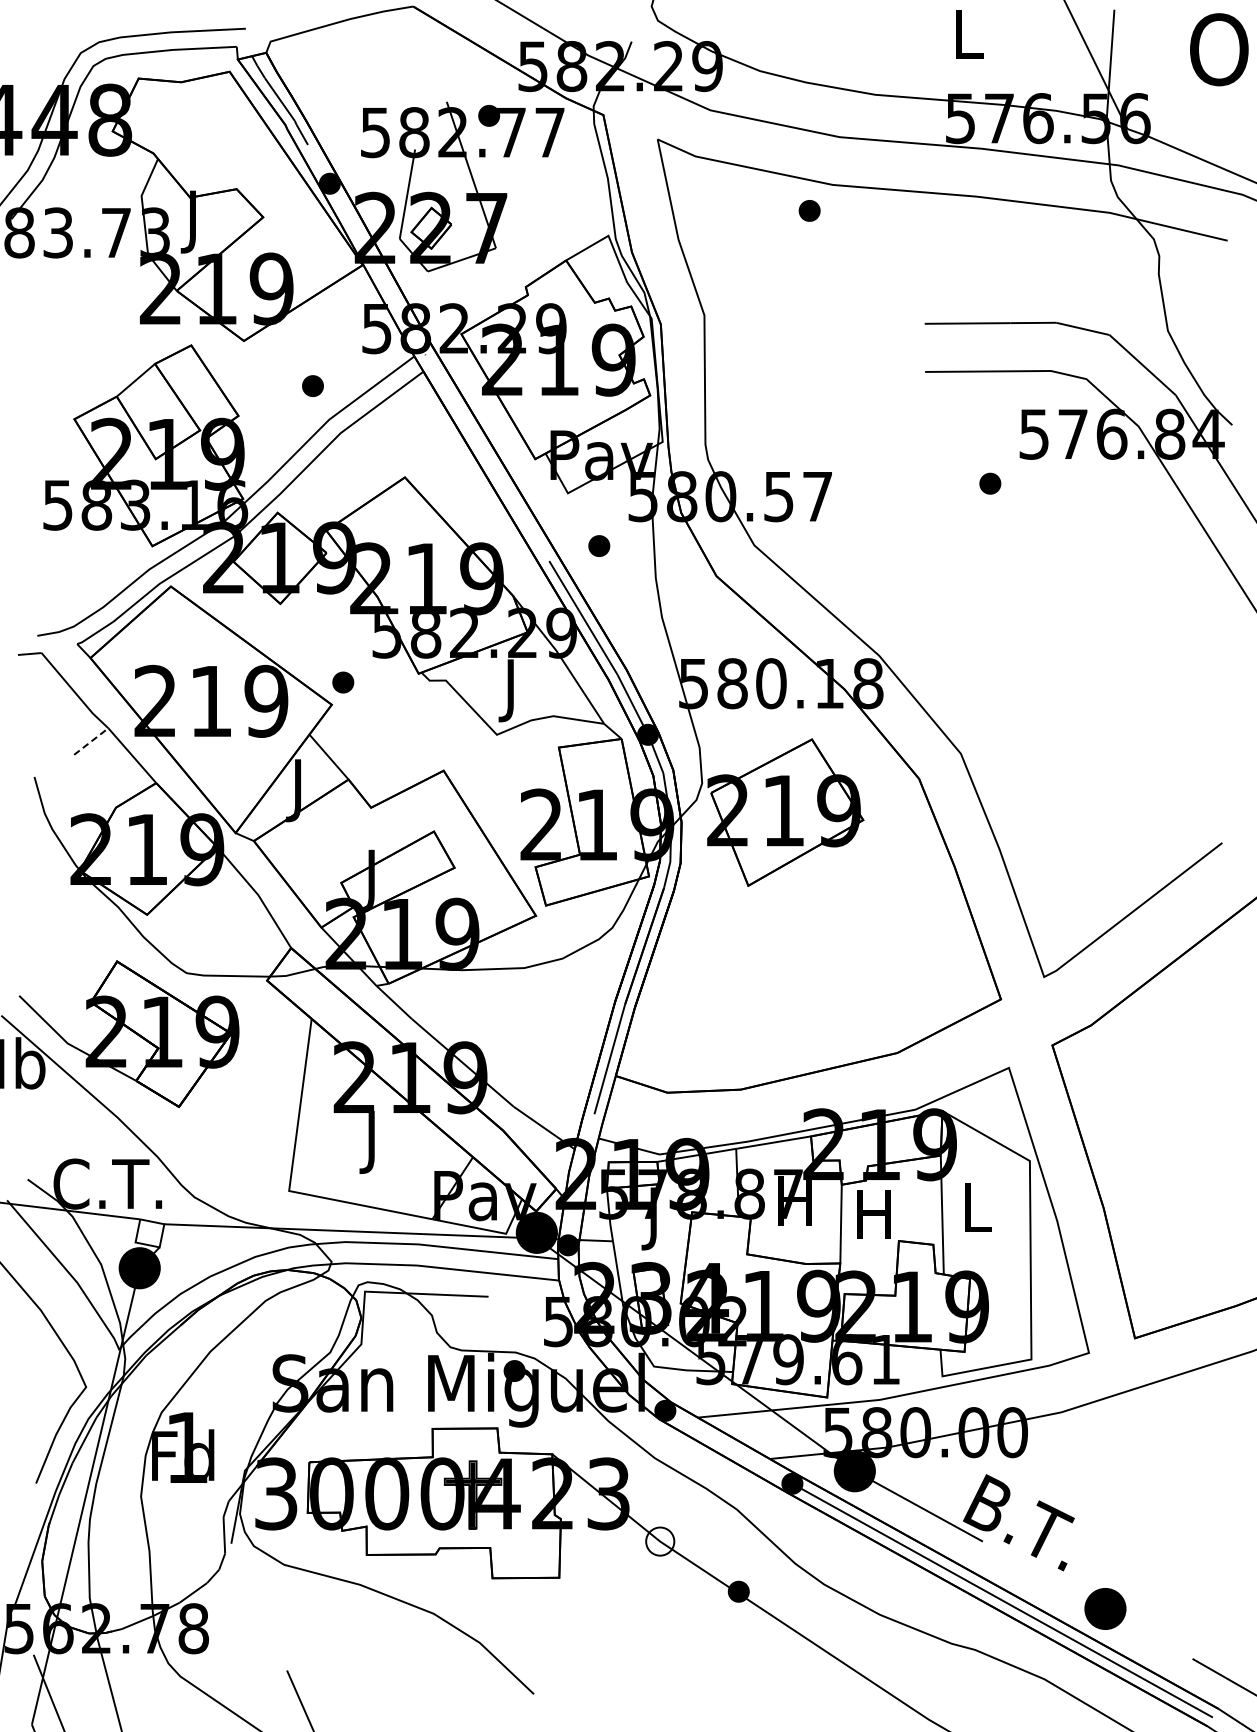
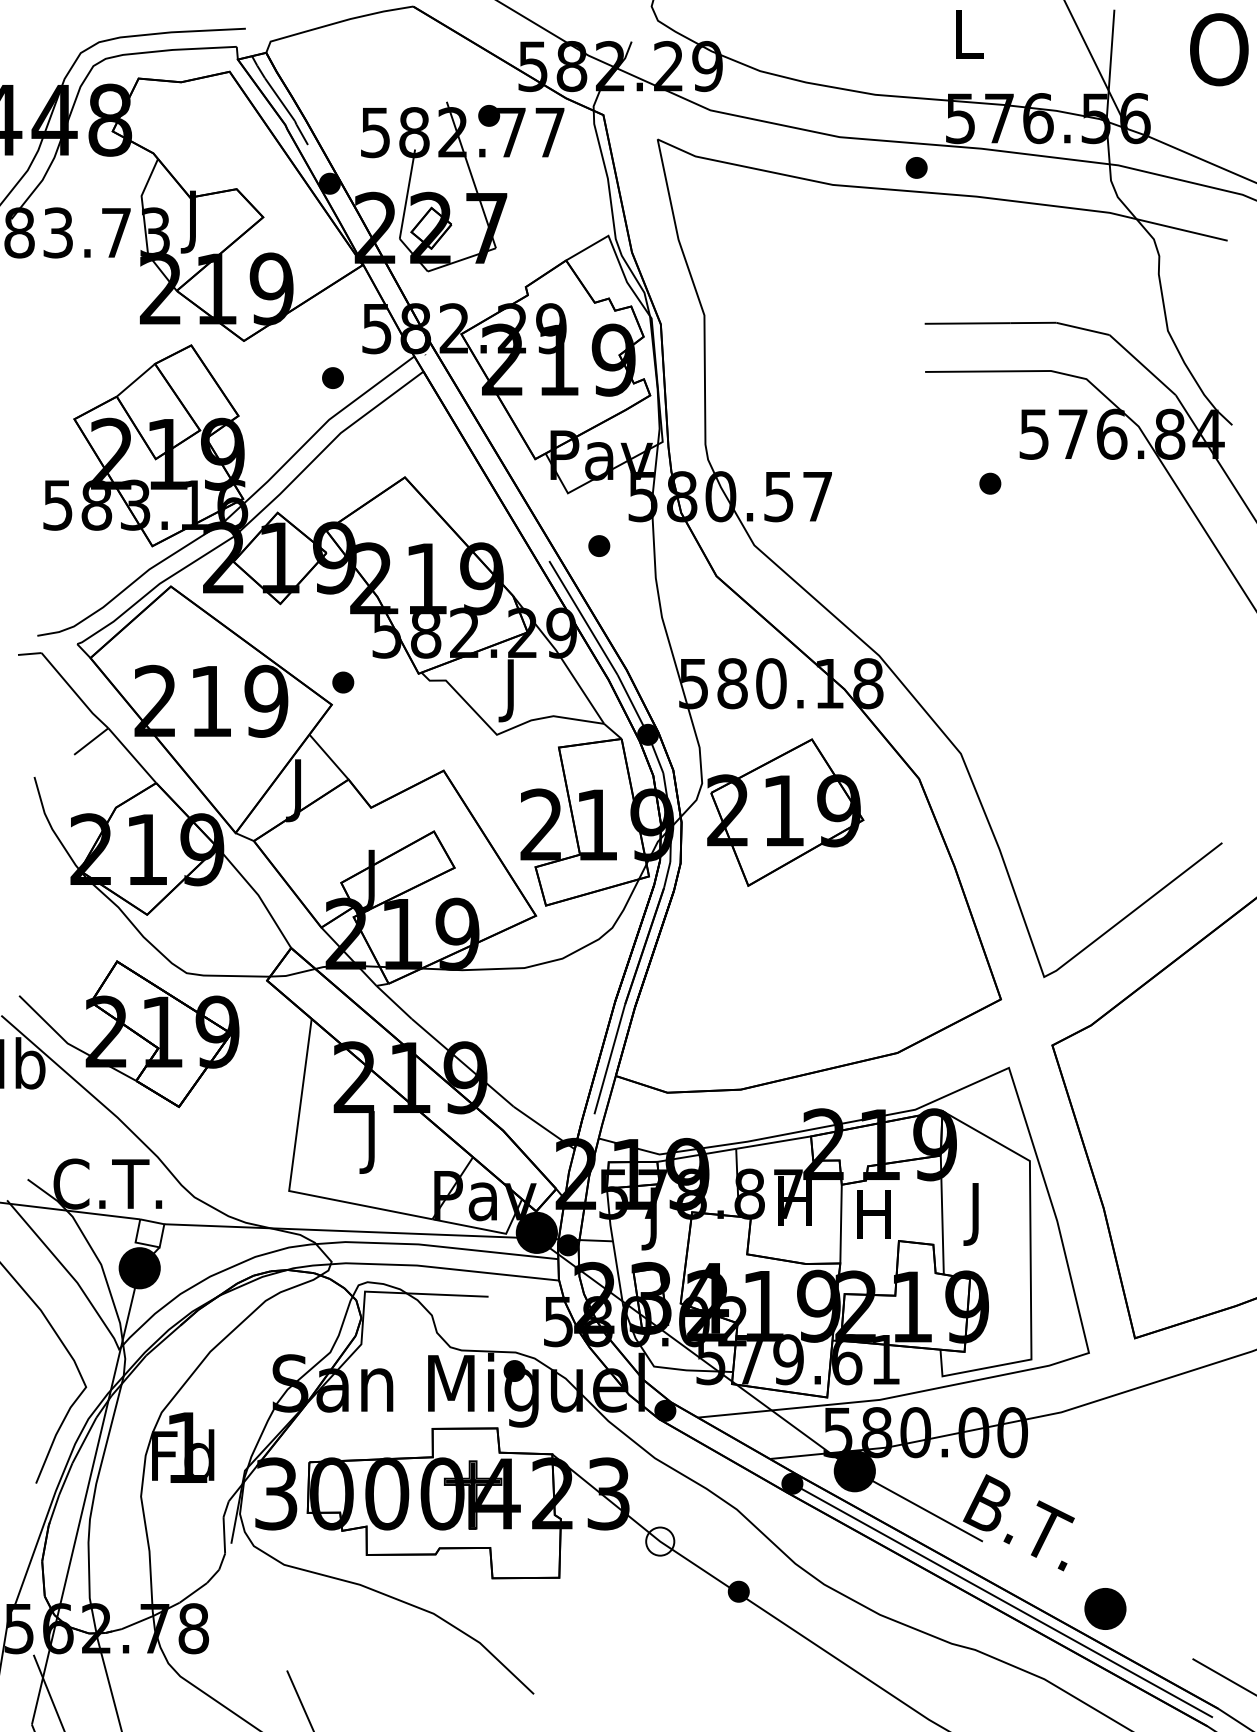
part position: (809, 210) -> (916, 167) (916, 167)
part position: (312, 385) -> (332, 377) (332, 377)
line: dashed -> solid (91, 741)
text: L -> J (977, 1214)
